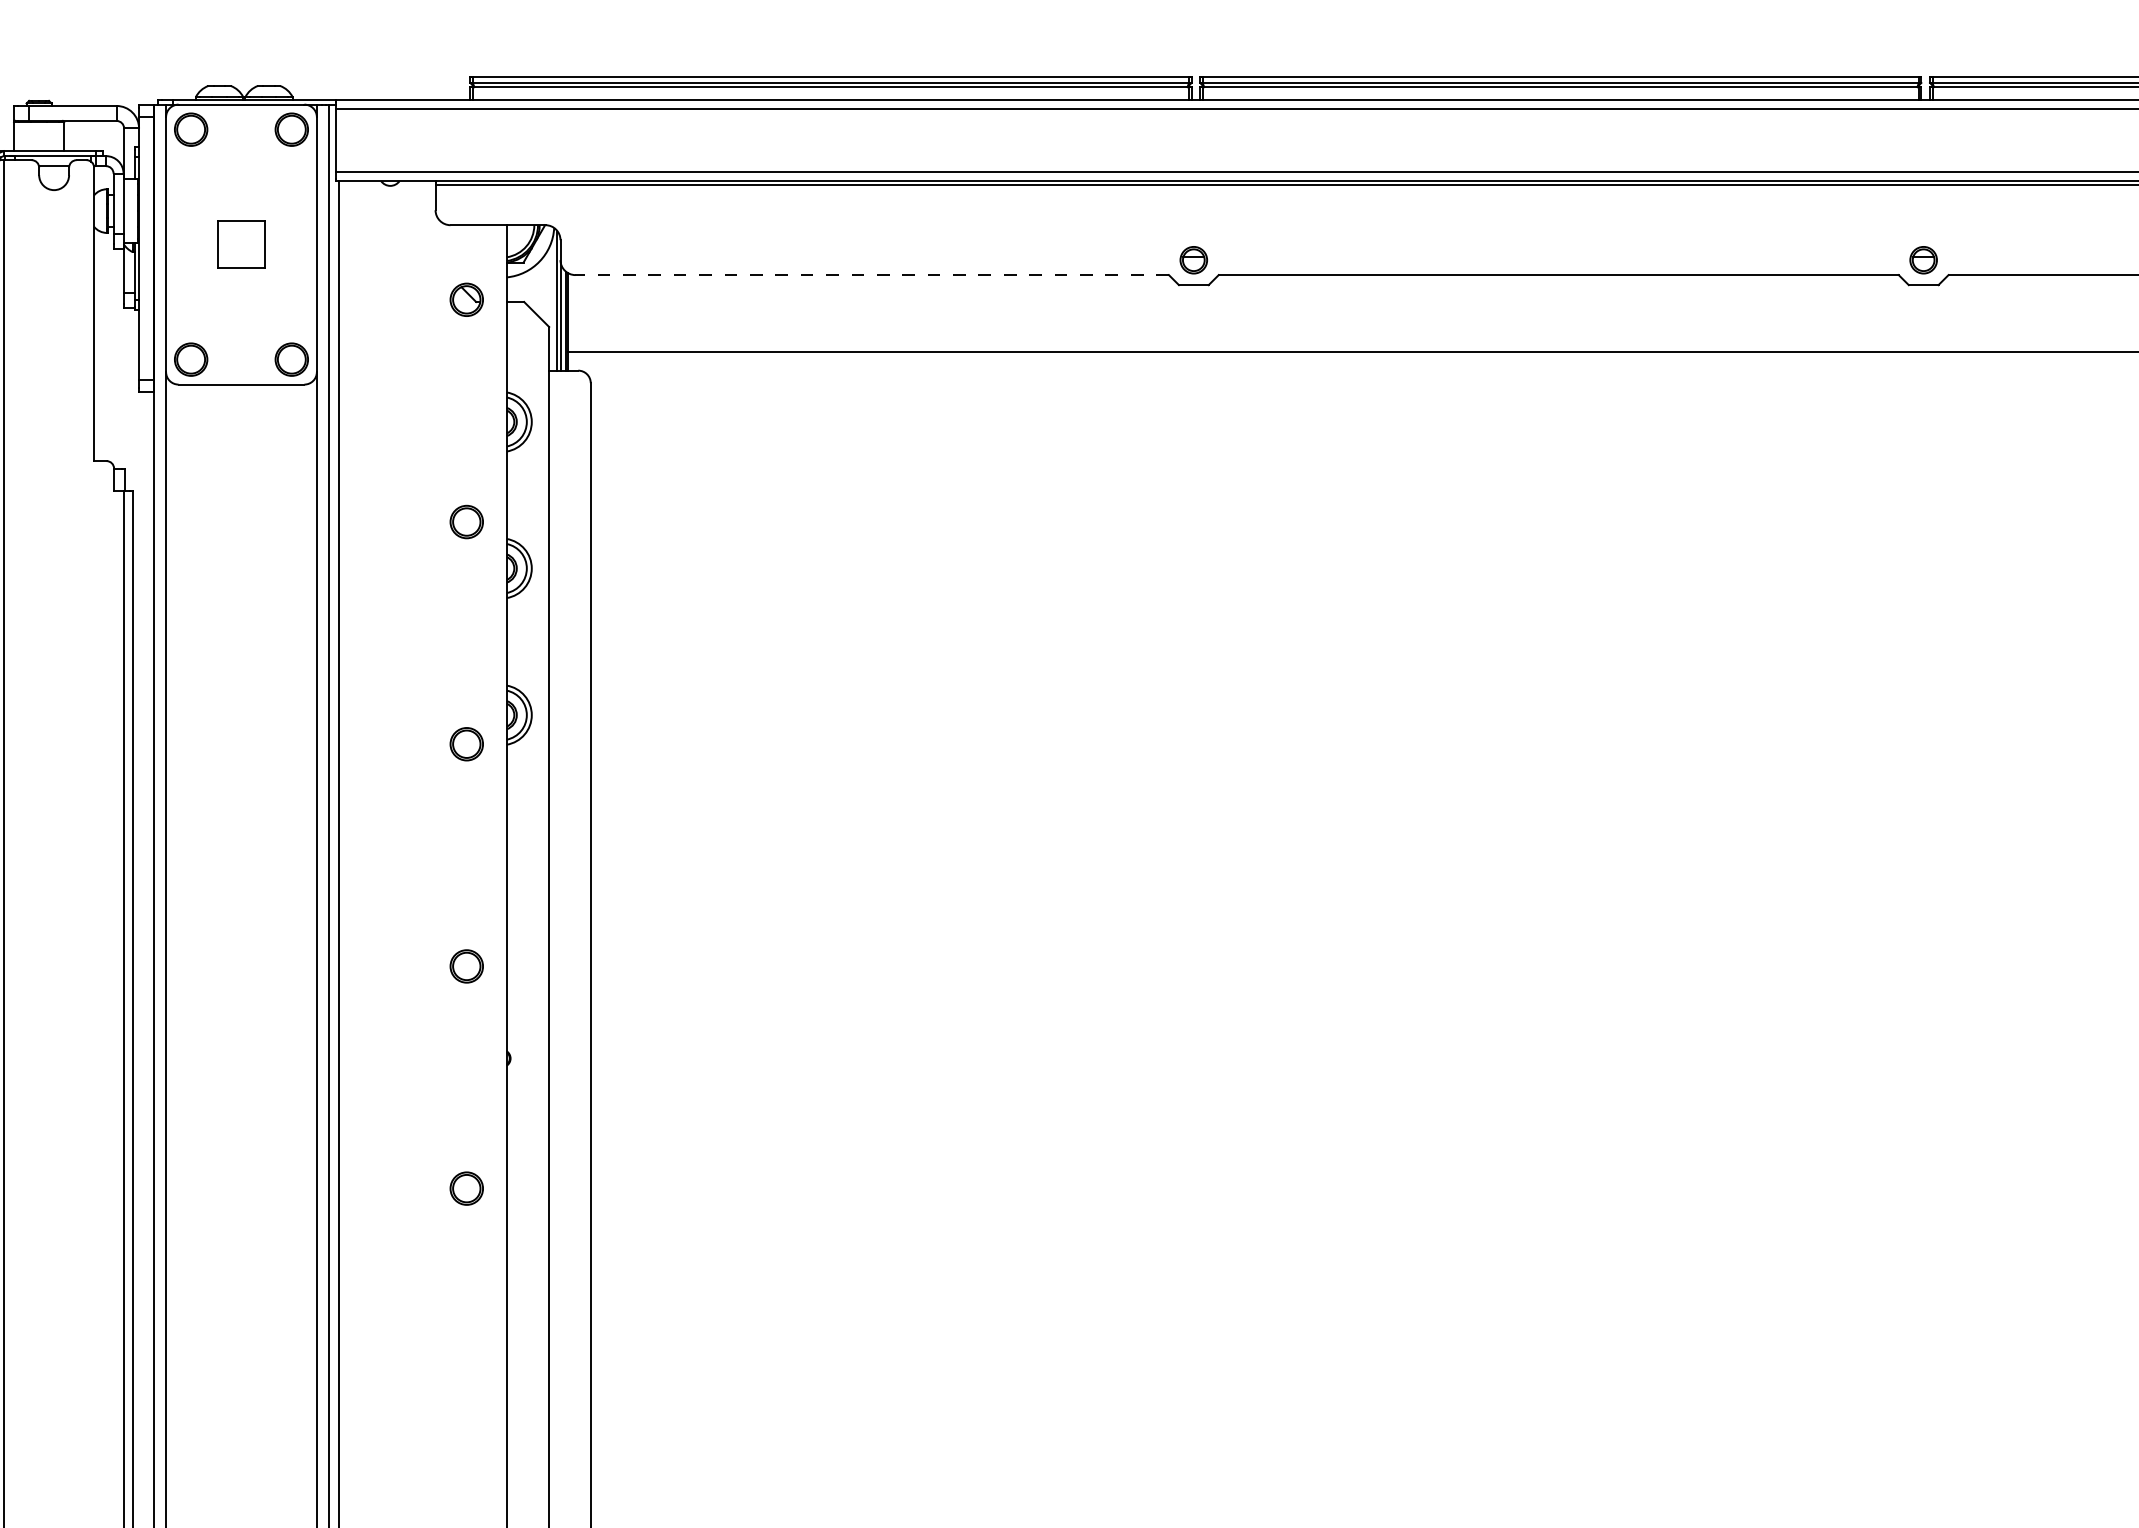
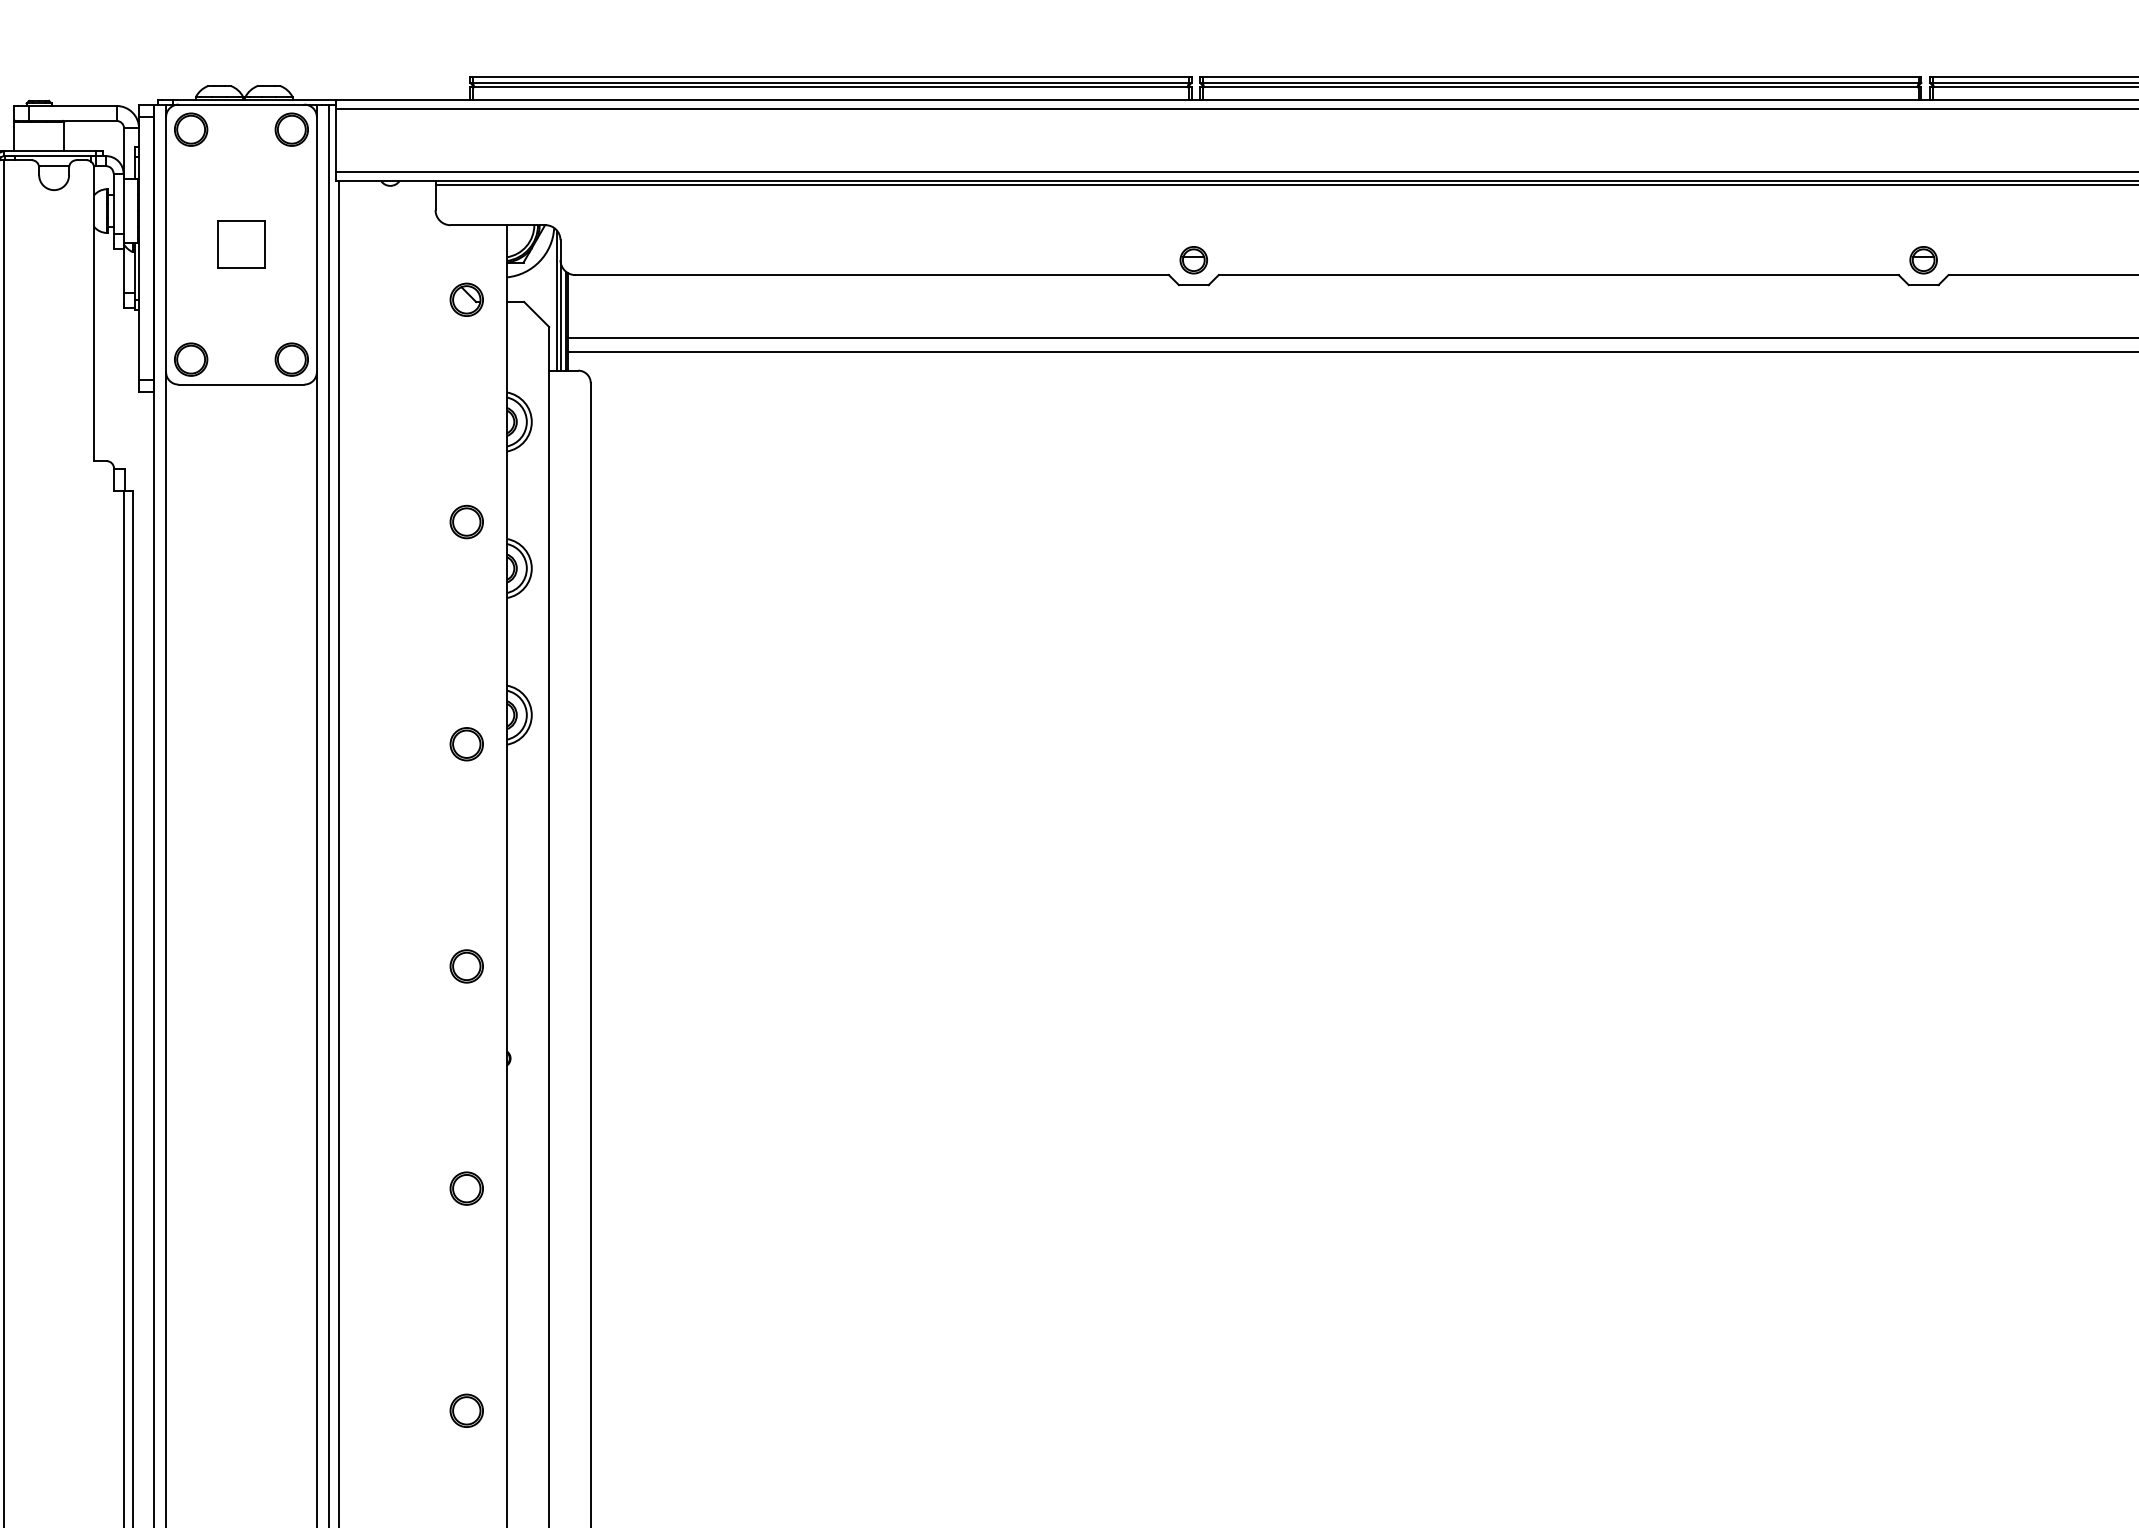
line: dashed -> solid (872, 275)
line: none -> present (1351, 338)
part: none -> present (466, 1410)
